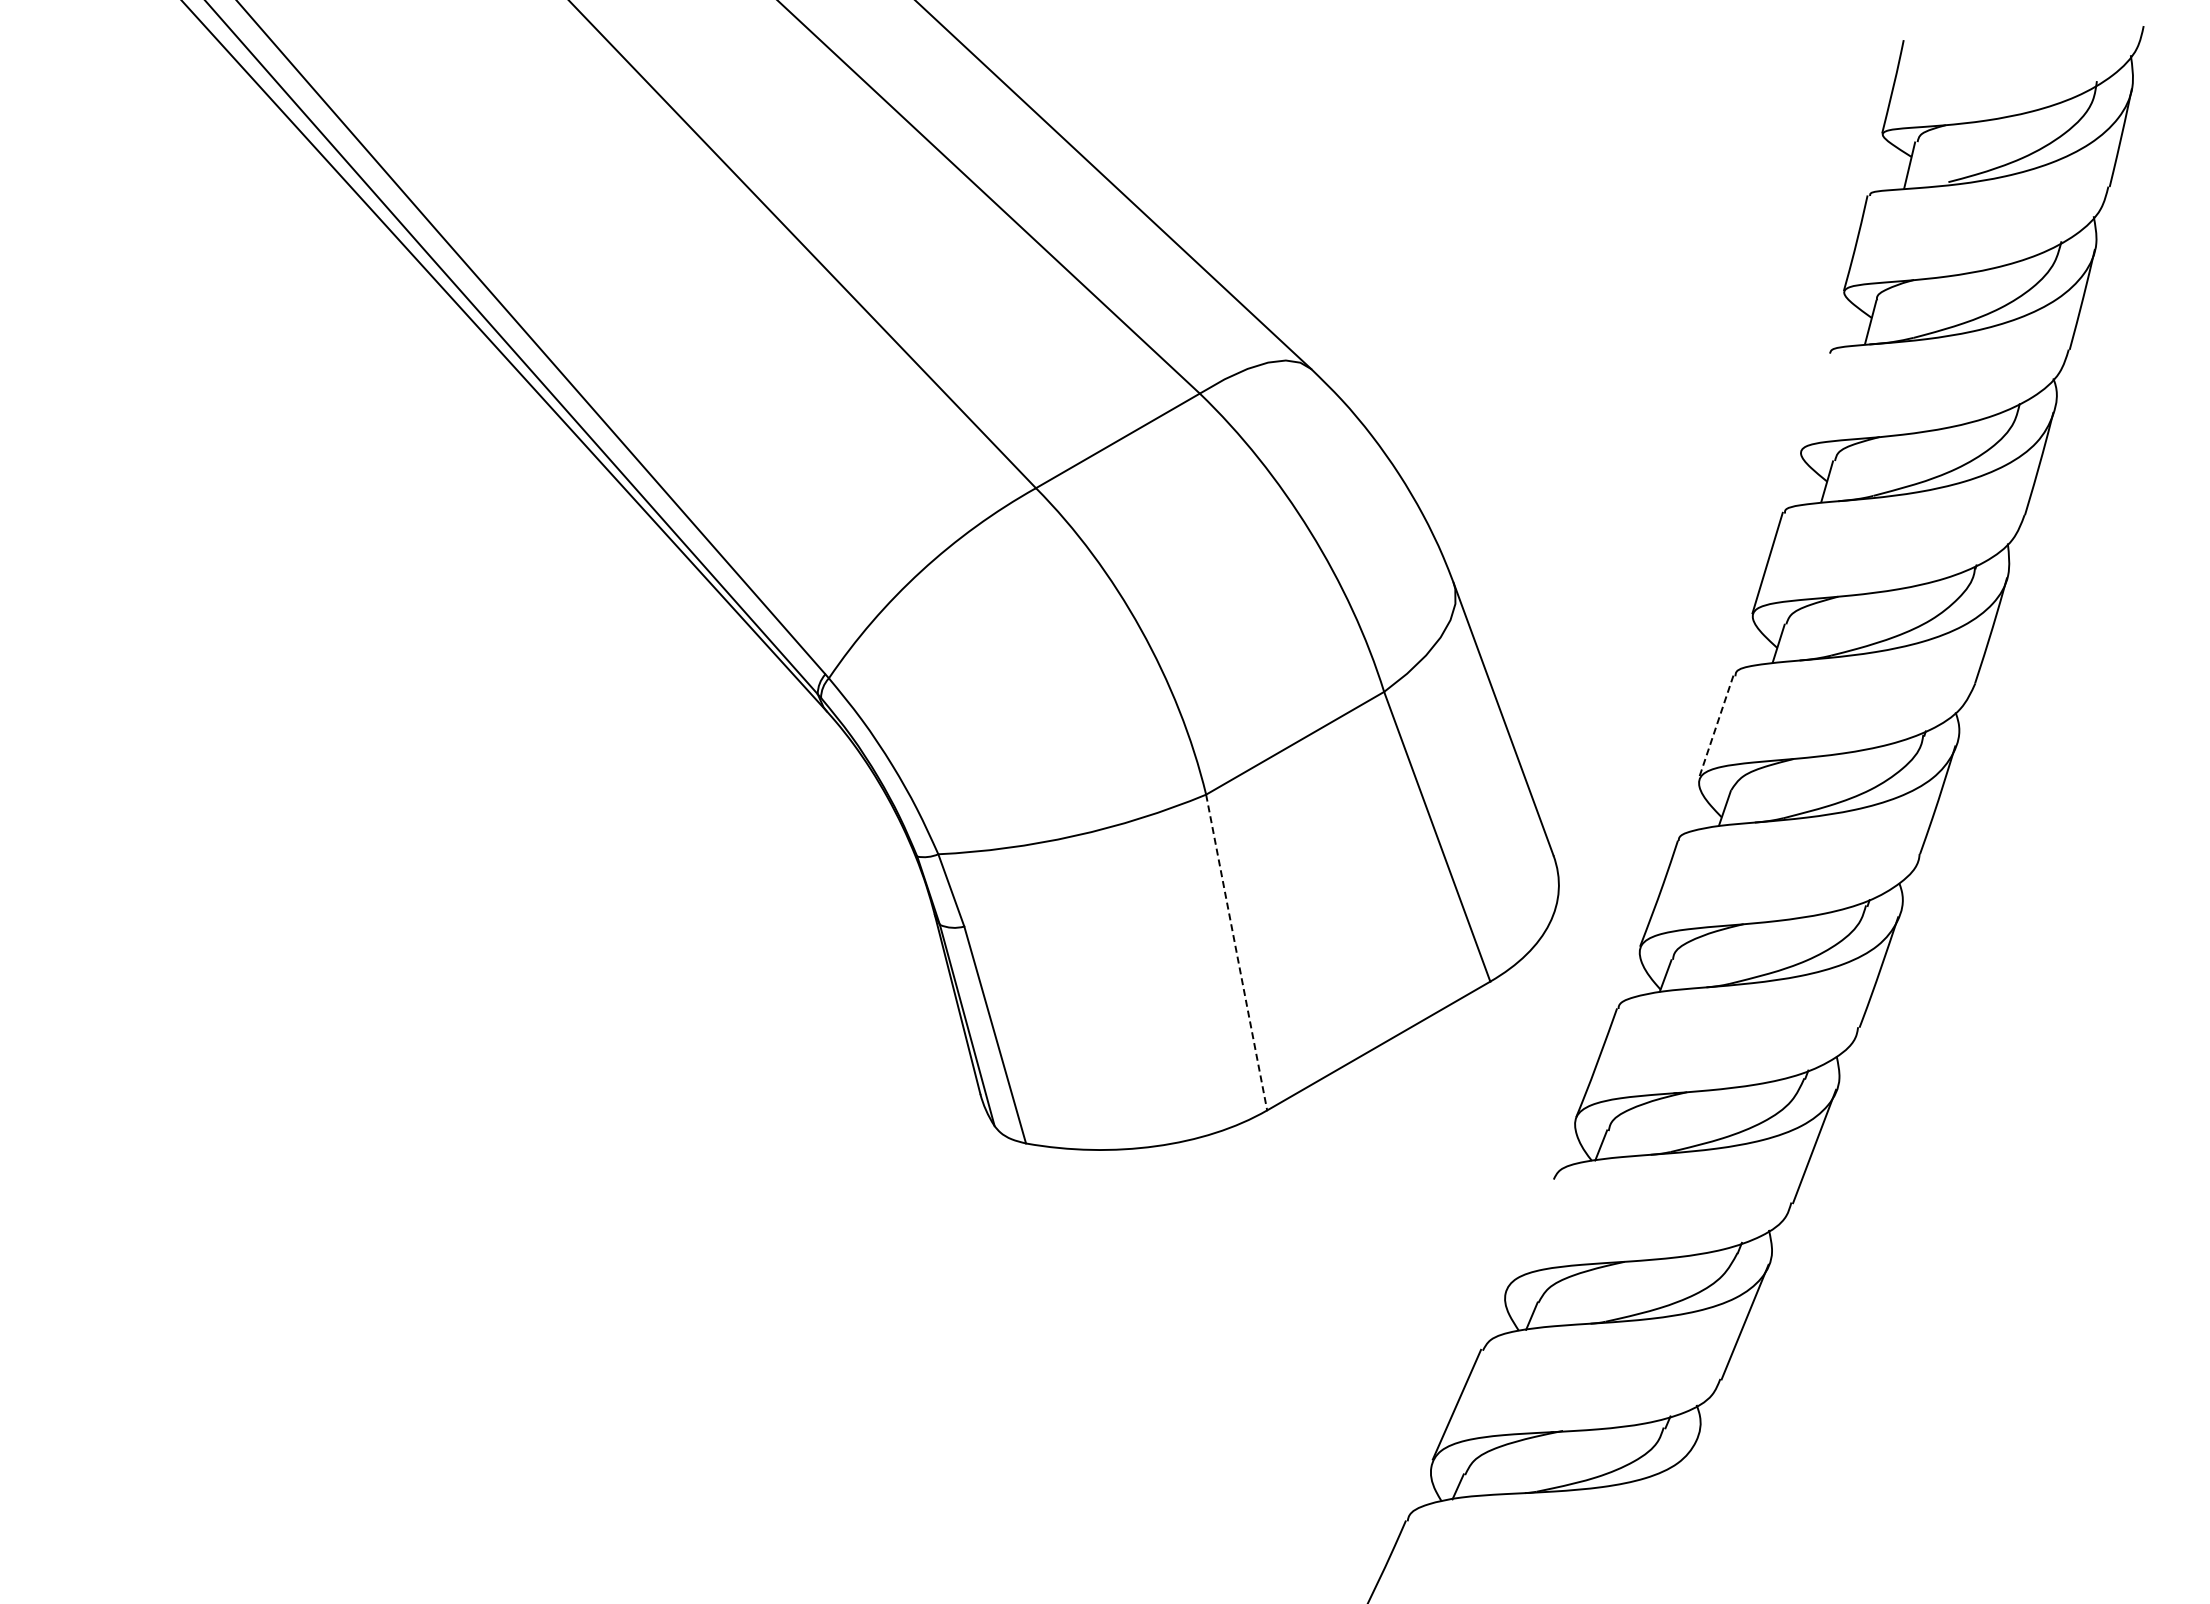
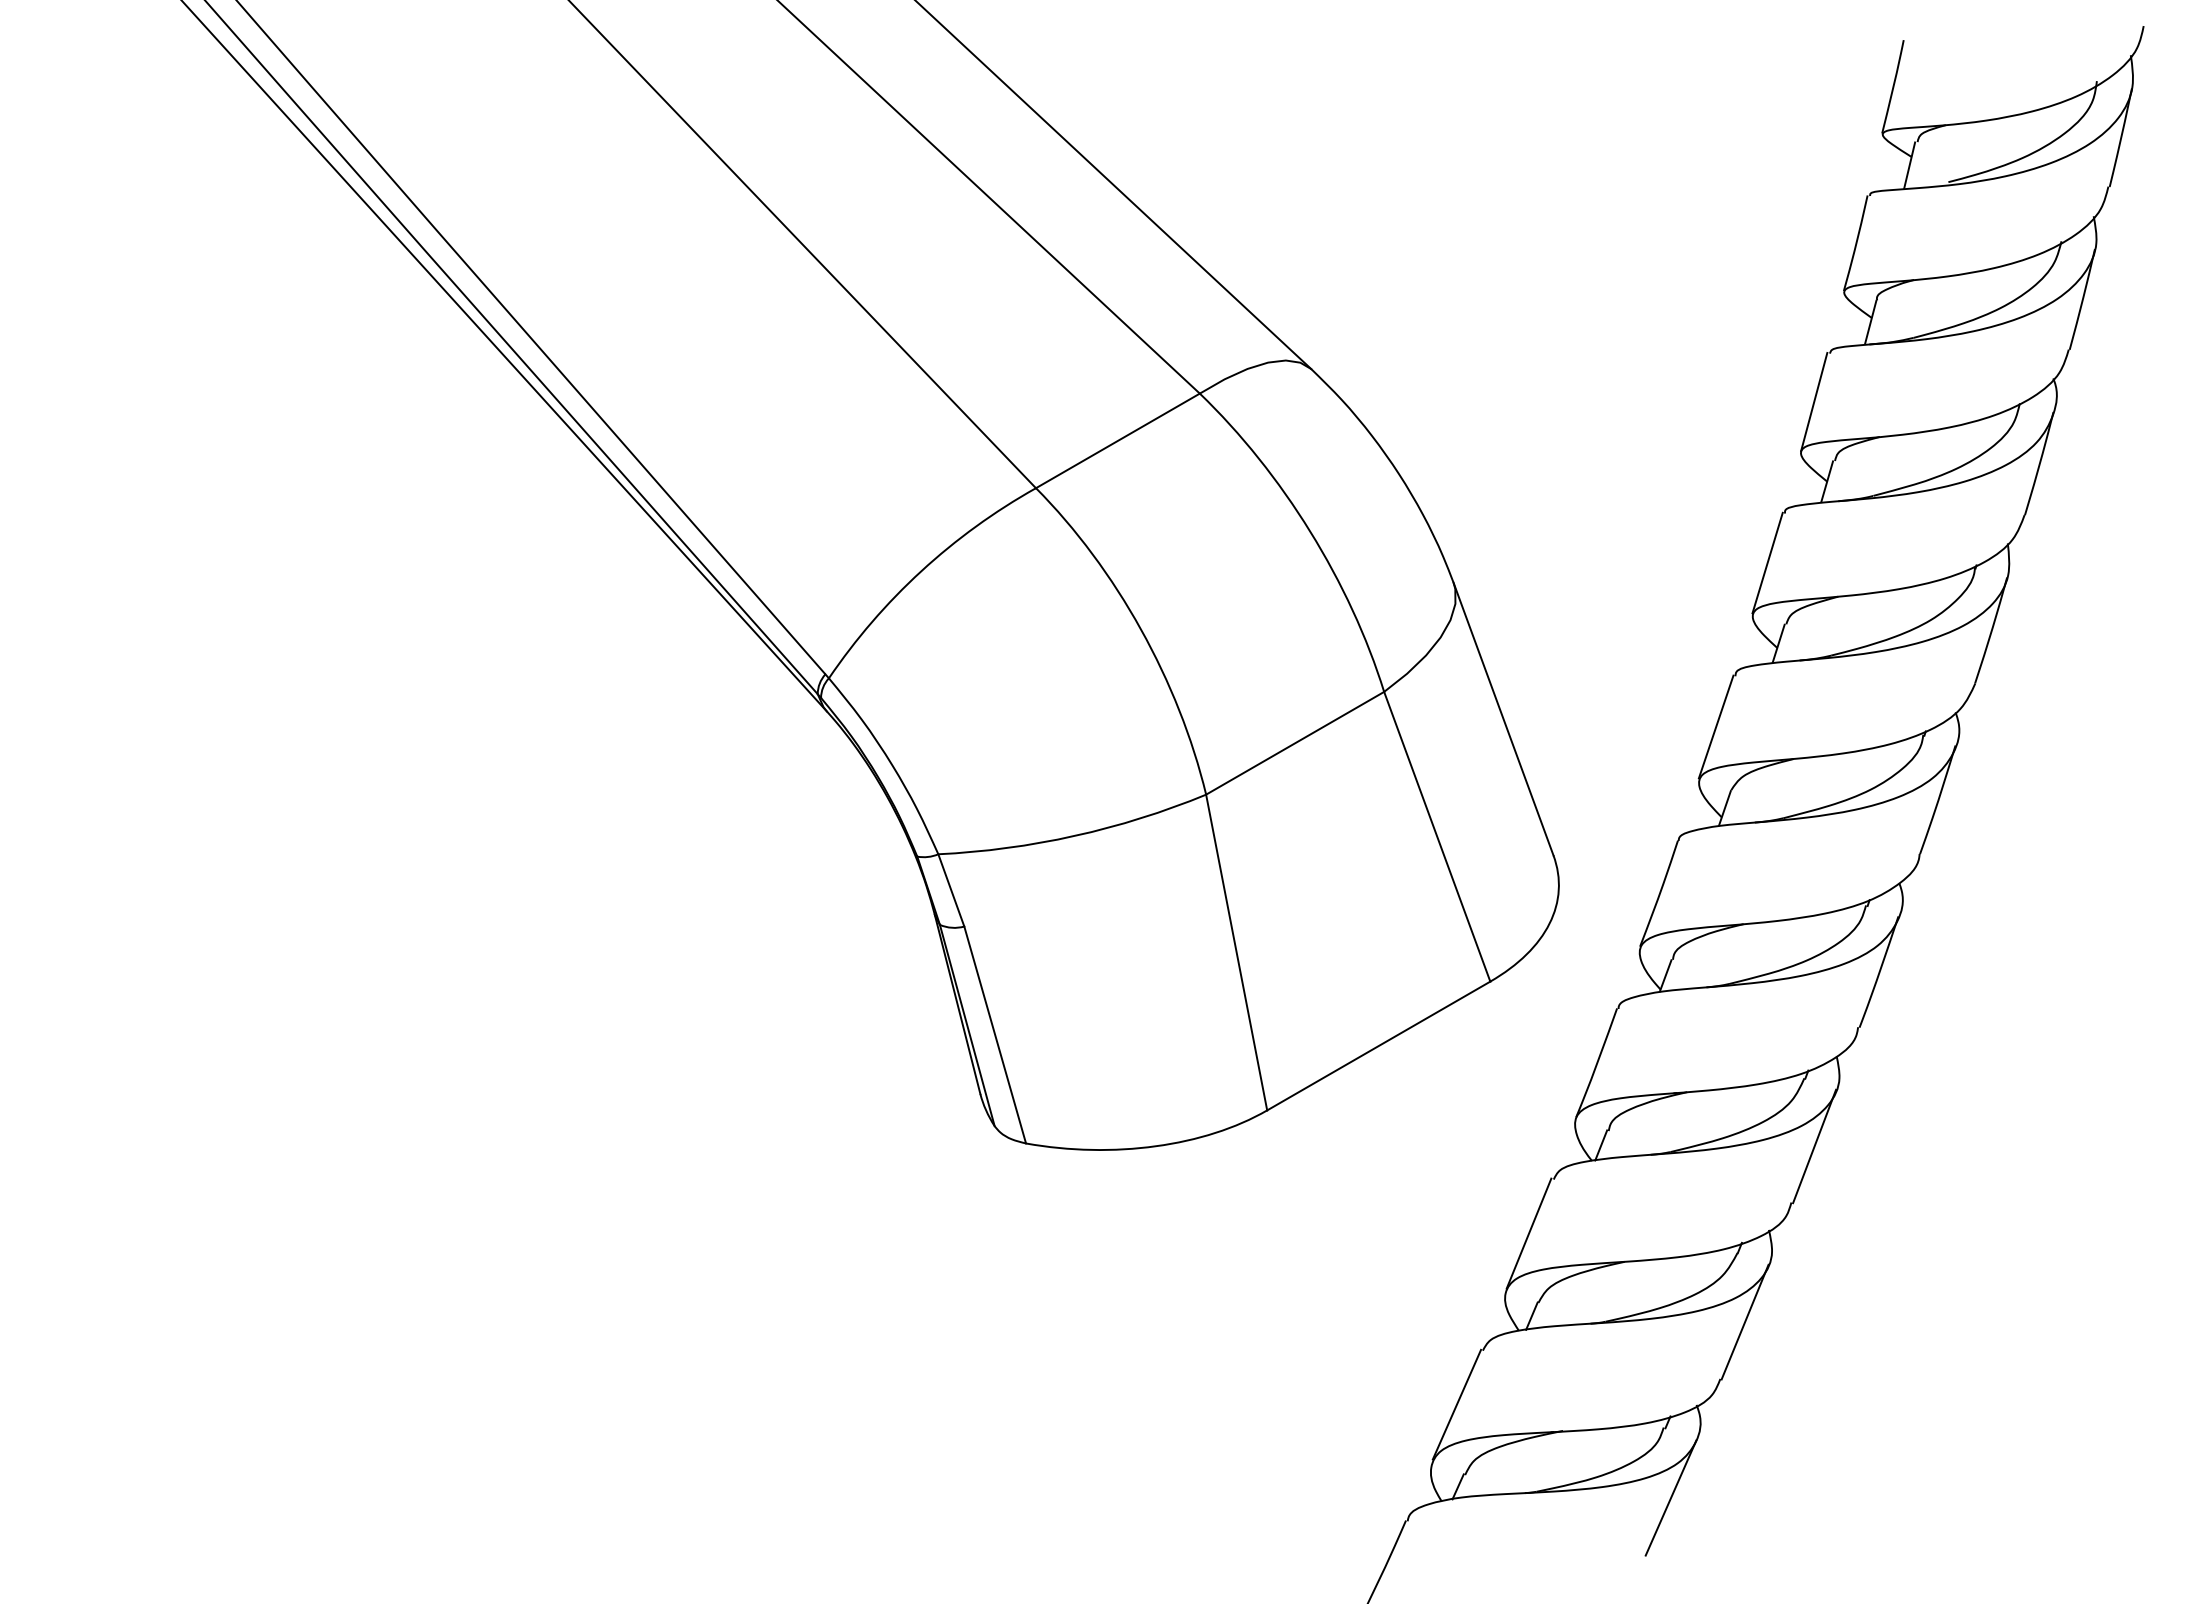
line: none -> present (1814, 401)
line: dashed -> solid (1716, 727)
line: dashed -> solid (1236, 952)
line: none -> present (1528, 1233)
line: none -> present (1670, 1497)
